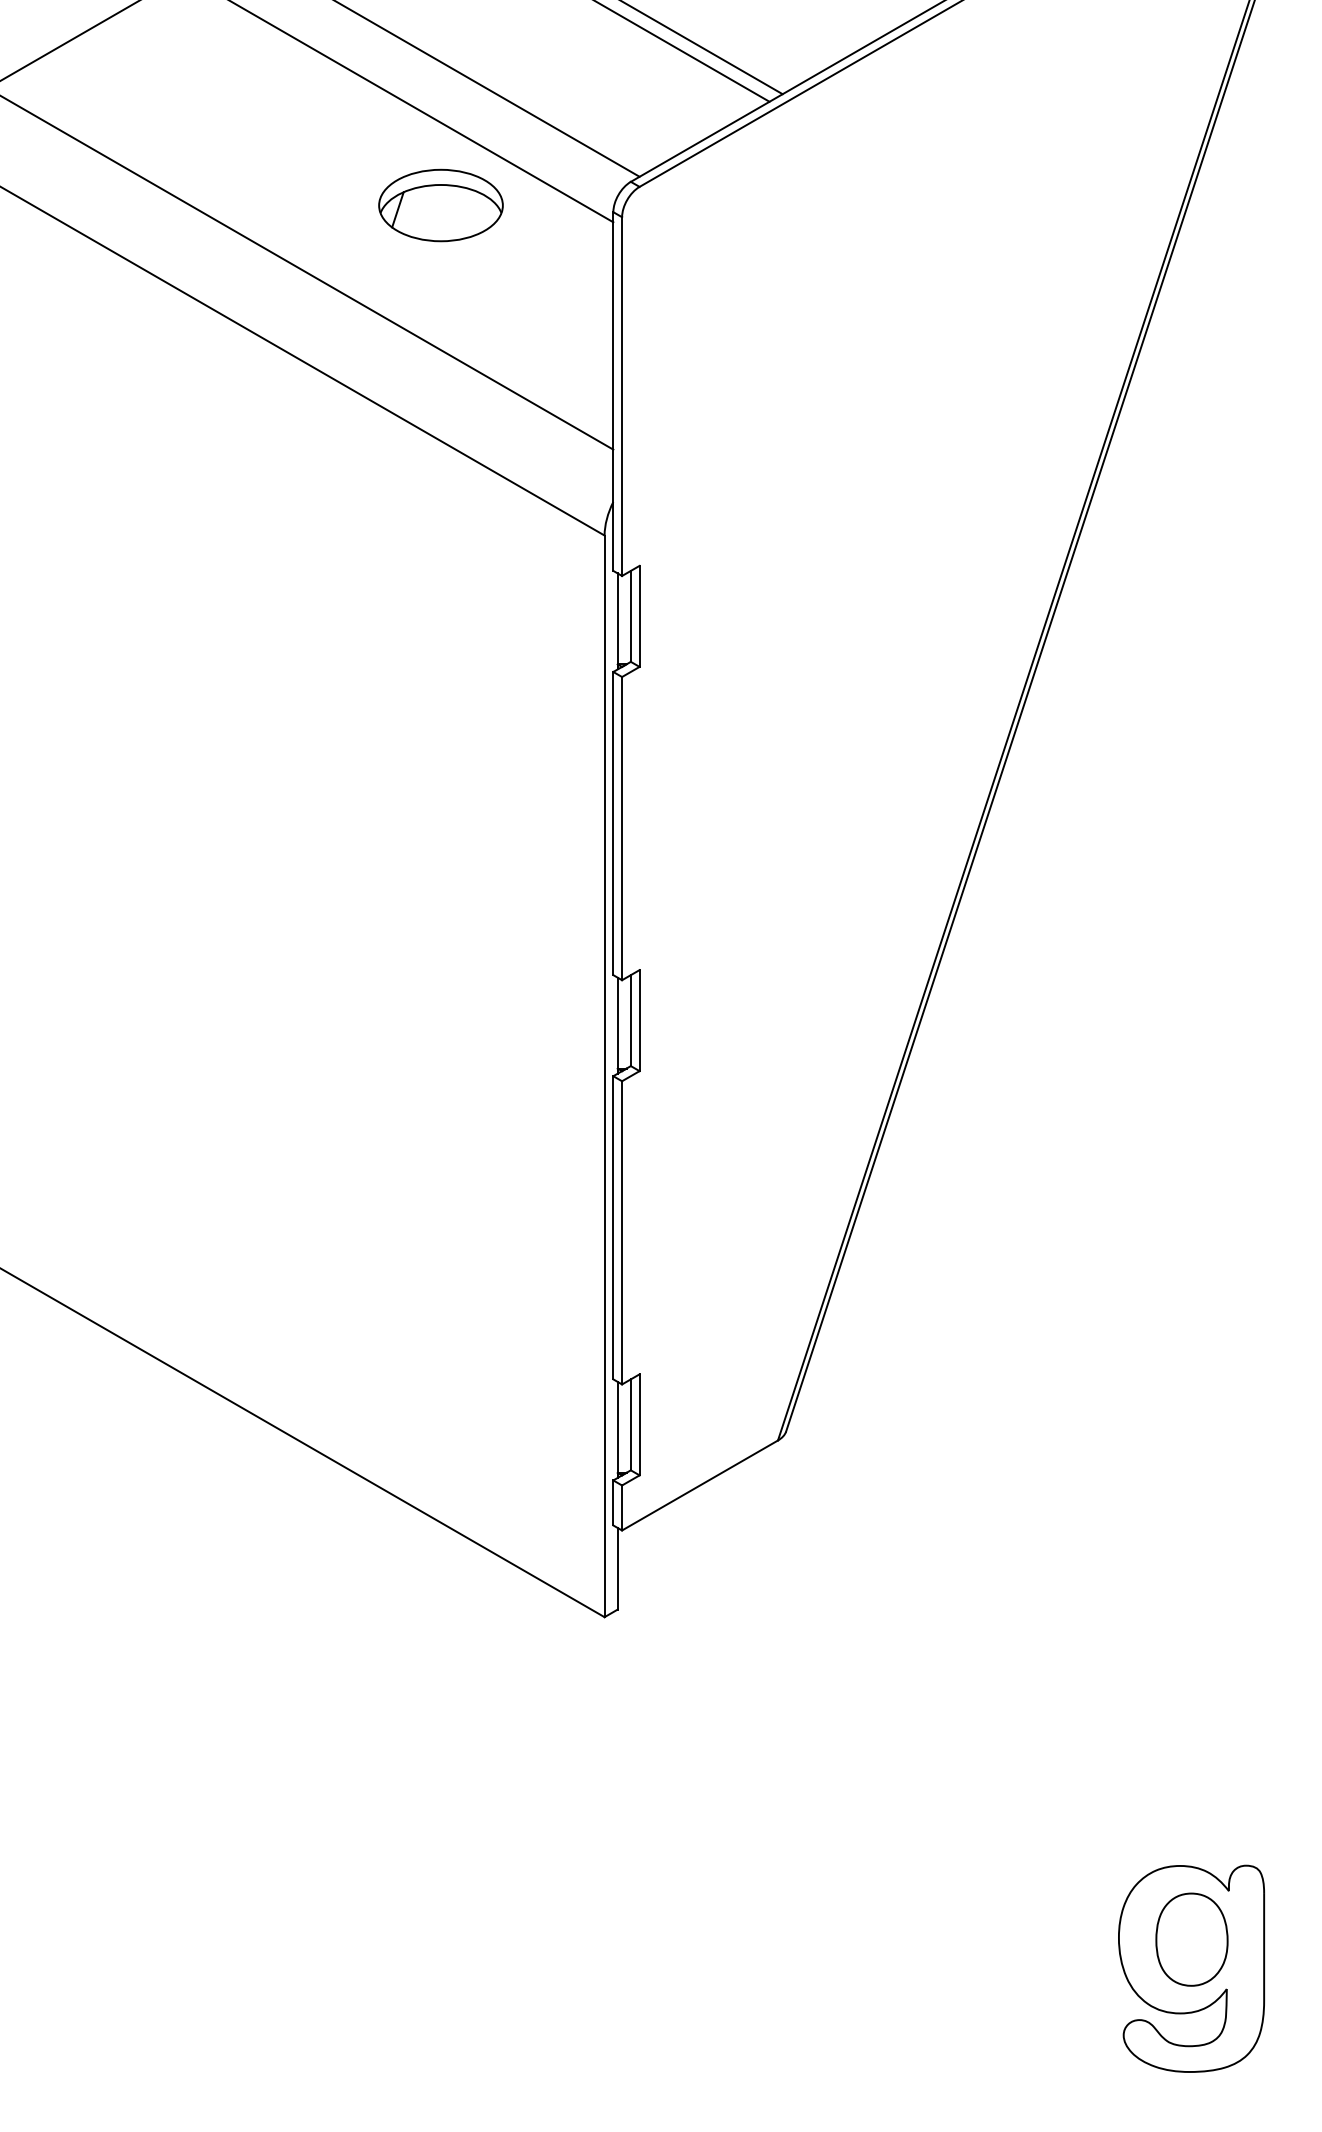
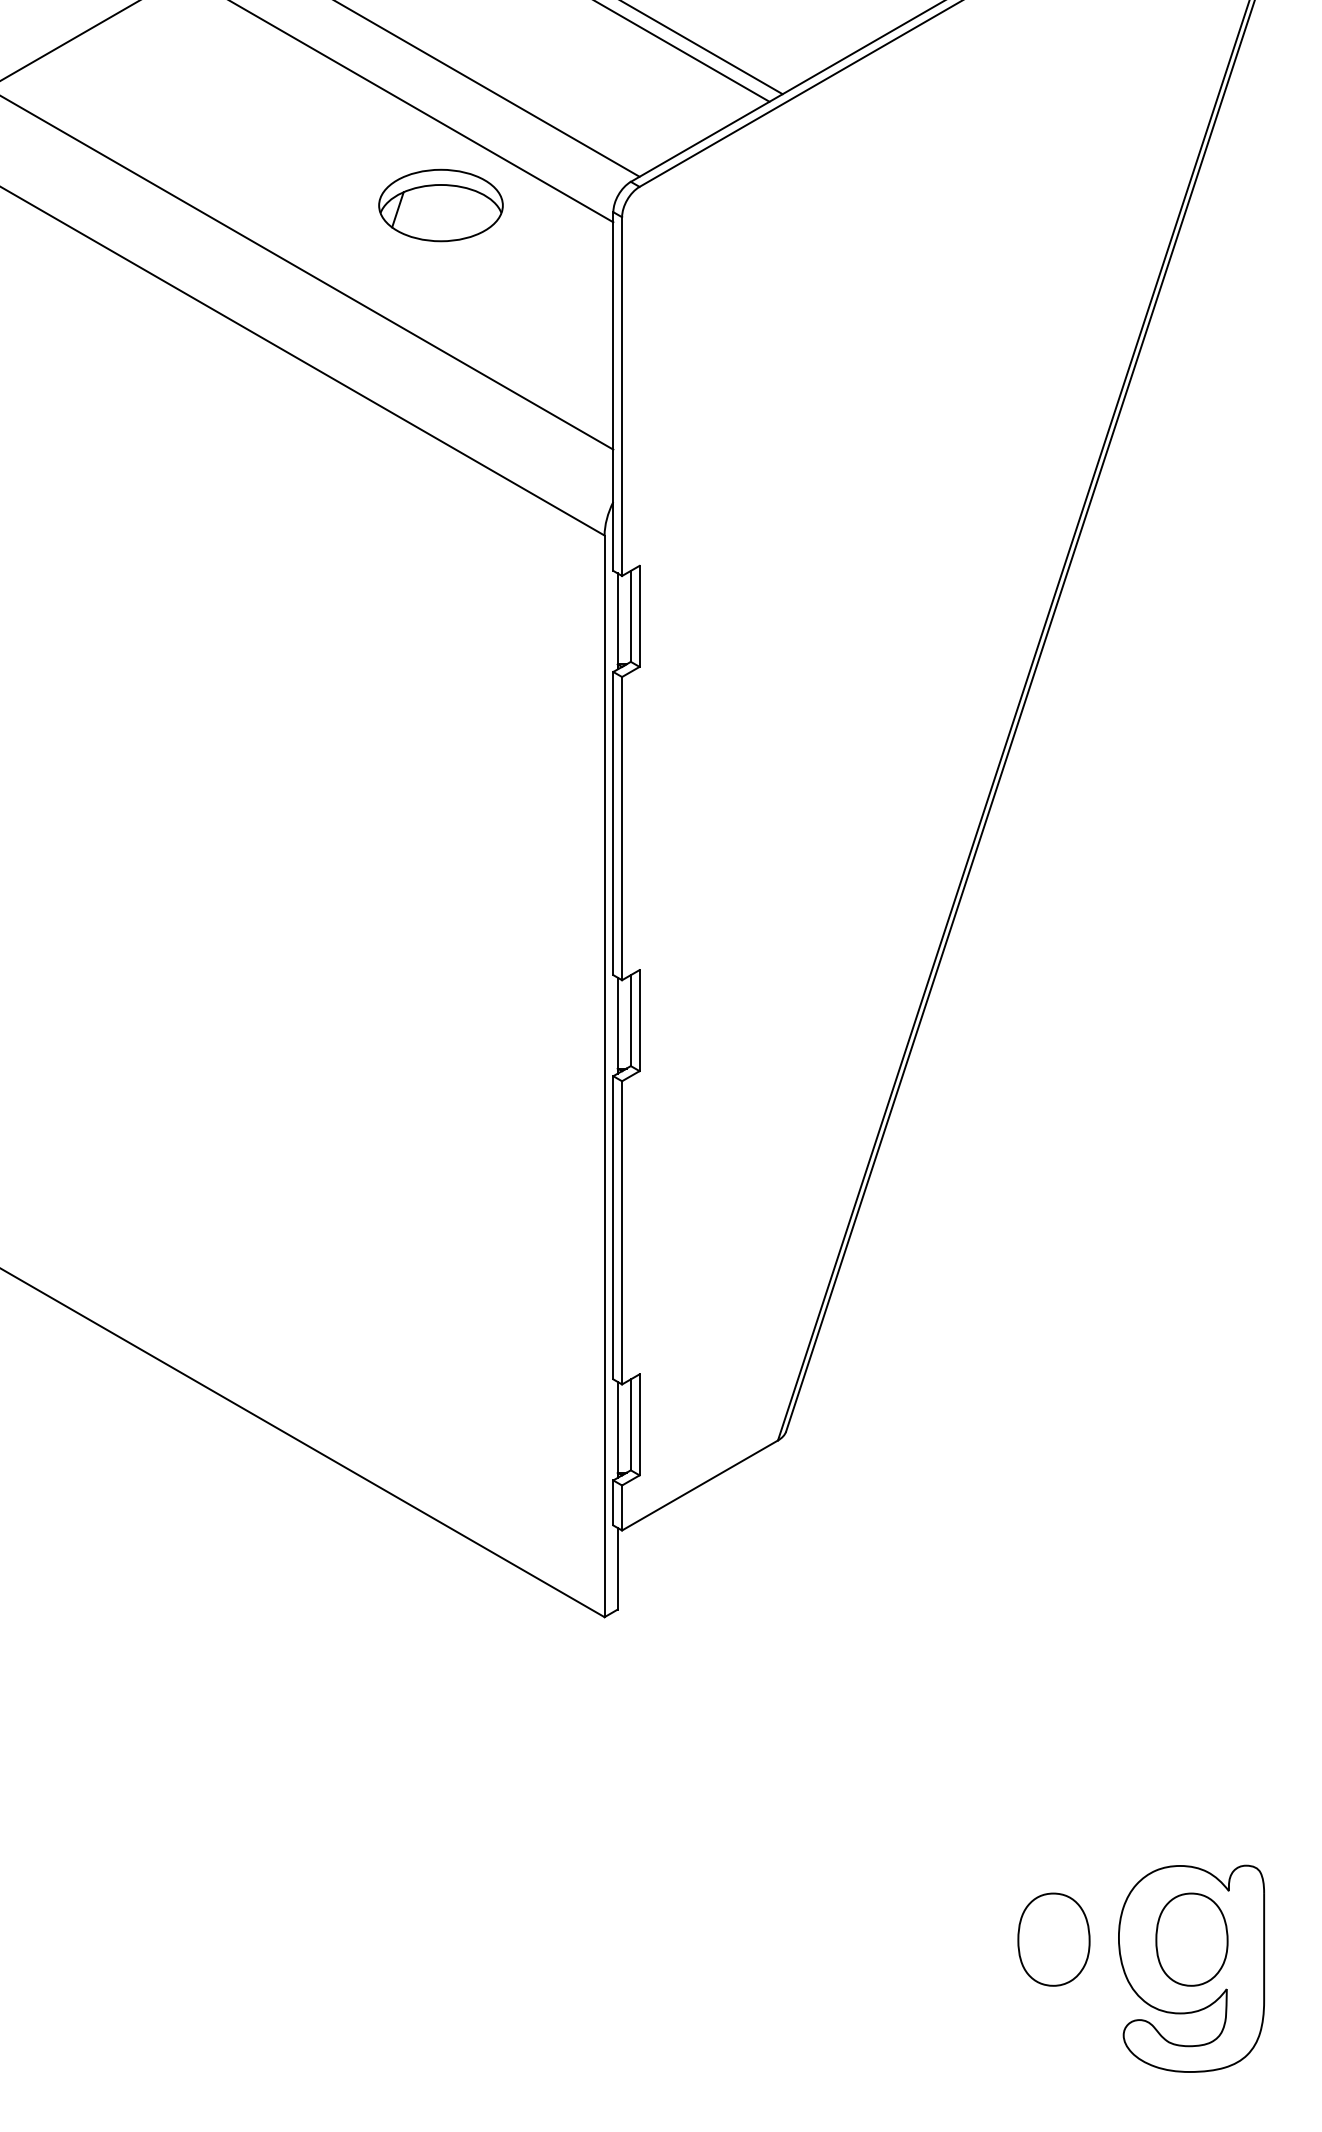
part: none -> present (1053, 1939)
